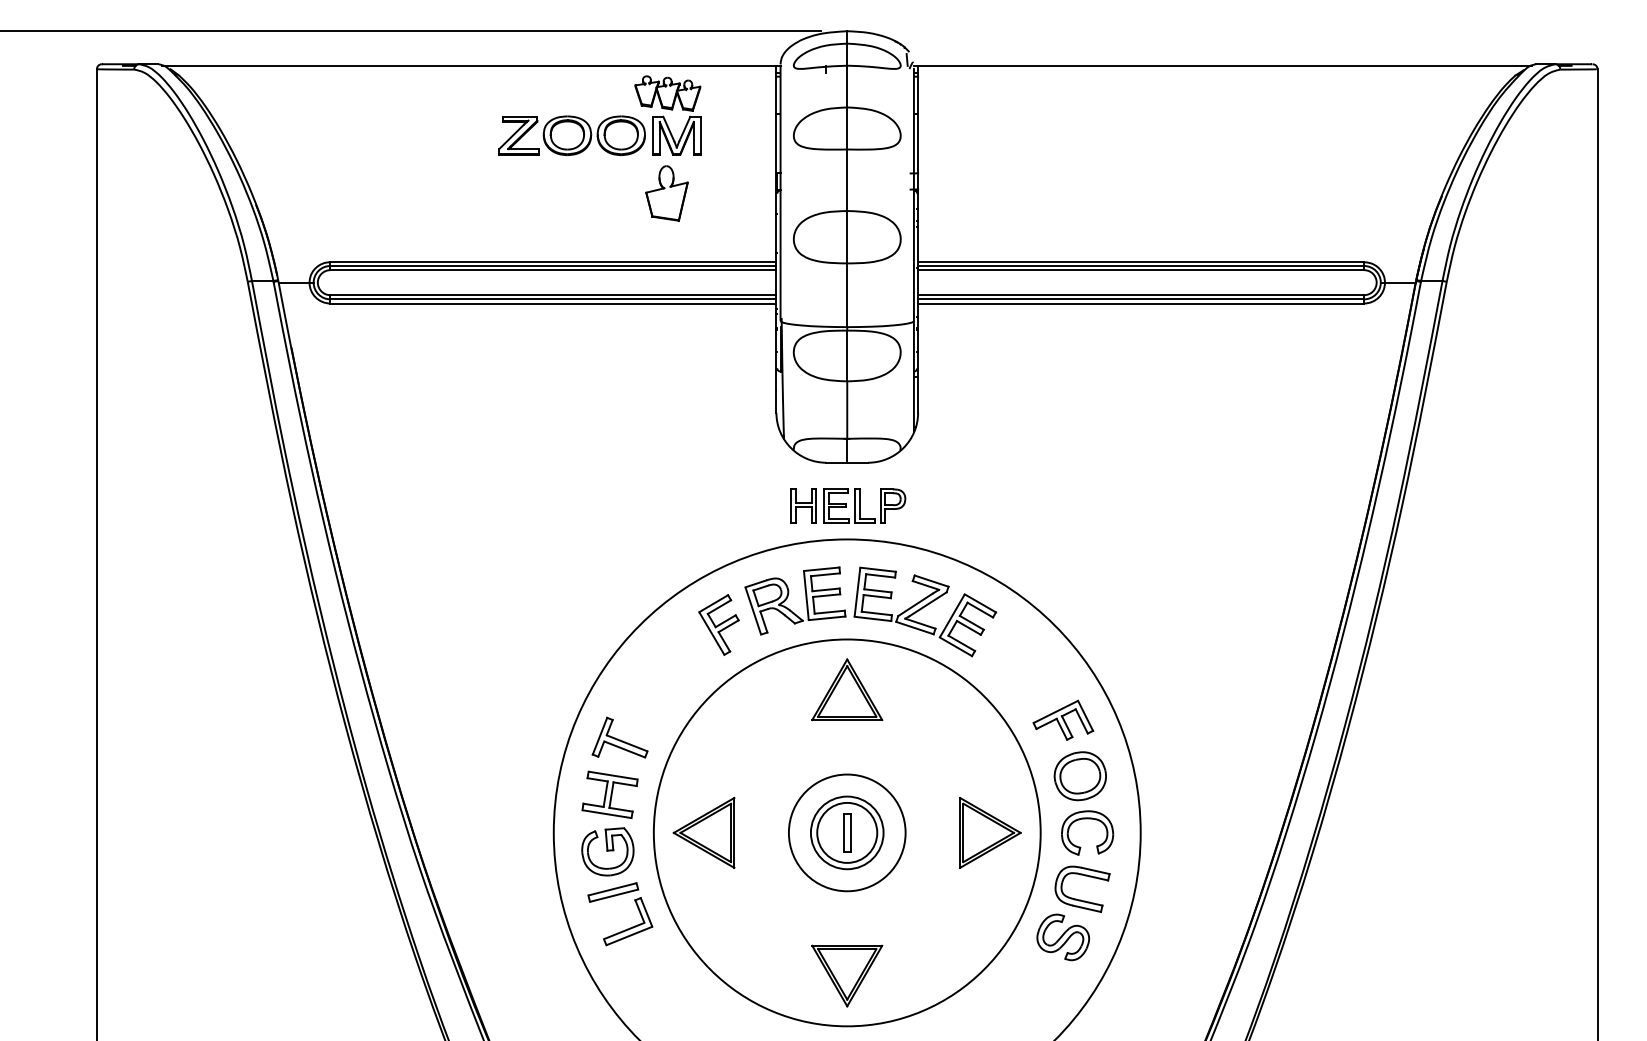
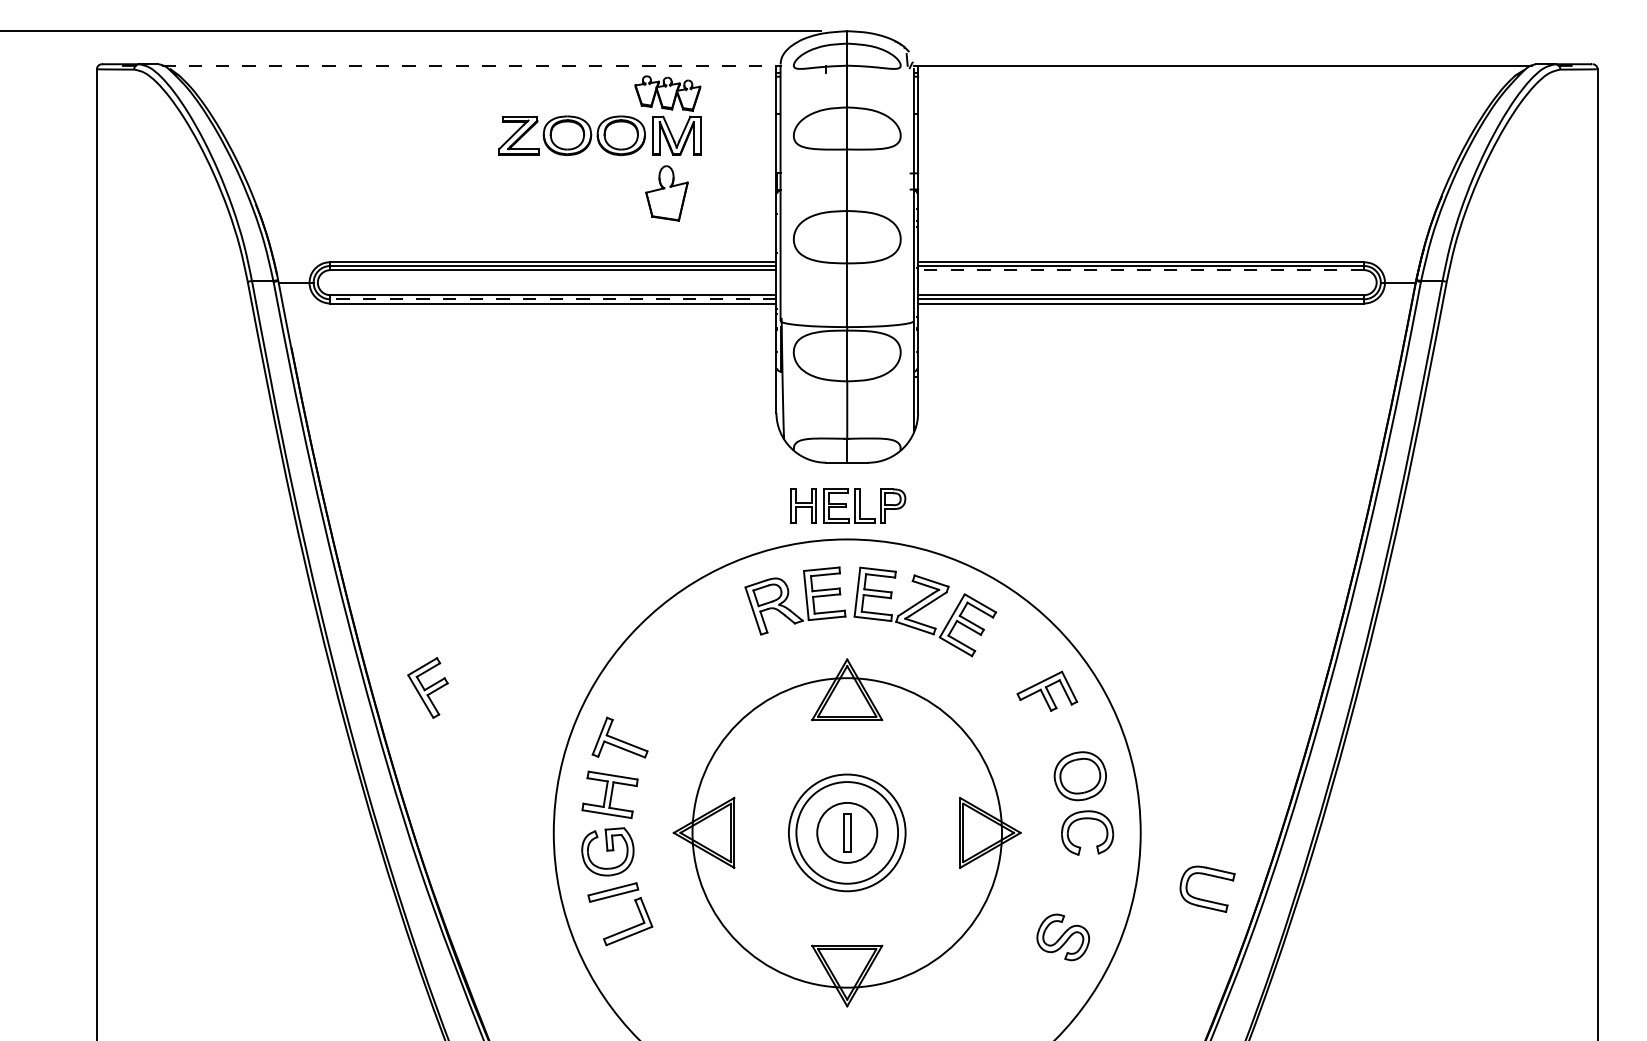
line: solid -> dashed (469, 65)
line: solid -> dashed (1140, 270)
line: solid -> dashed (552, 299)
part position: (718, 624) -> (427, 687) (427, 687)
part position: (1063, 719) -> (1047, 690) (1047, 690)
circle diameter: 387 px -> 309 px (846, 832)
circle diameter: 73 px -> 102 px (847, 832)
part position: (1080, 899) -> (1205, 899) (1205, 899)
